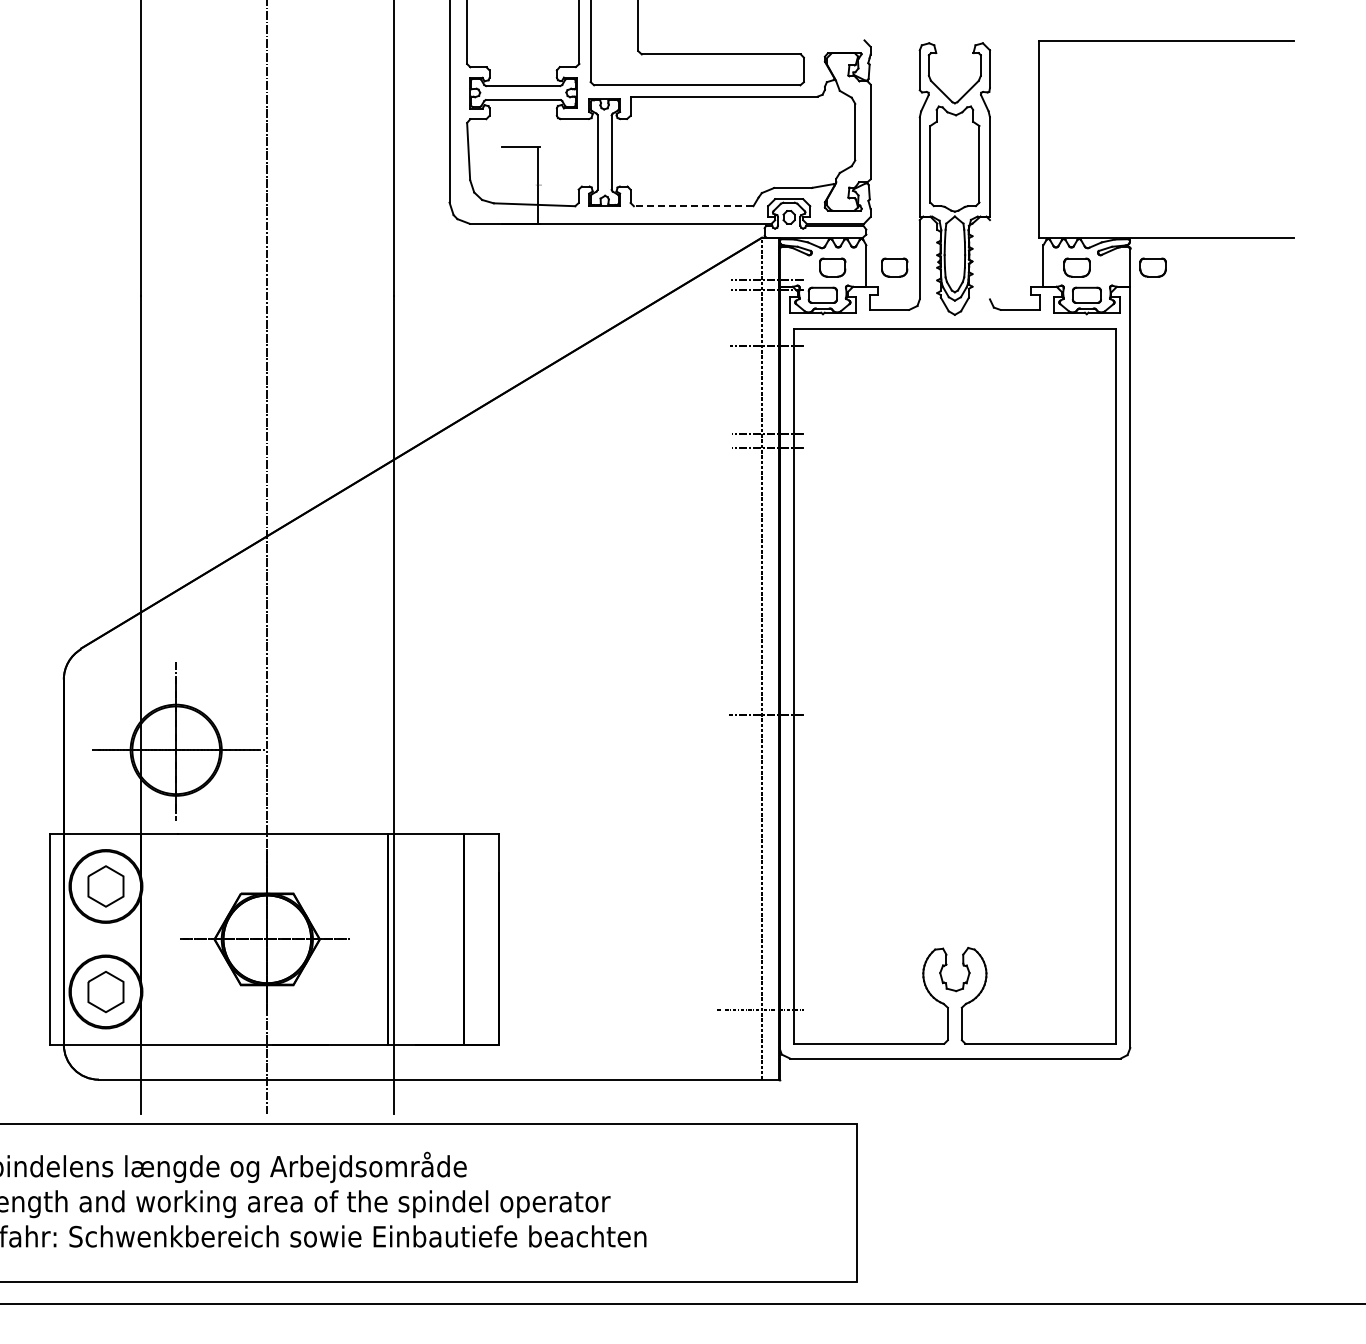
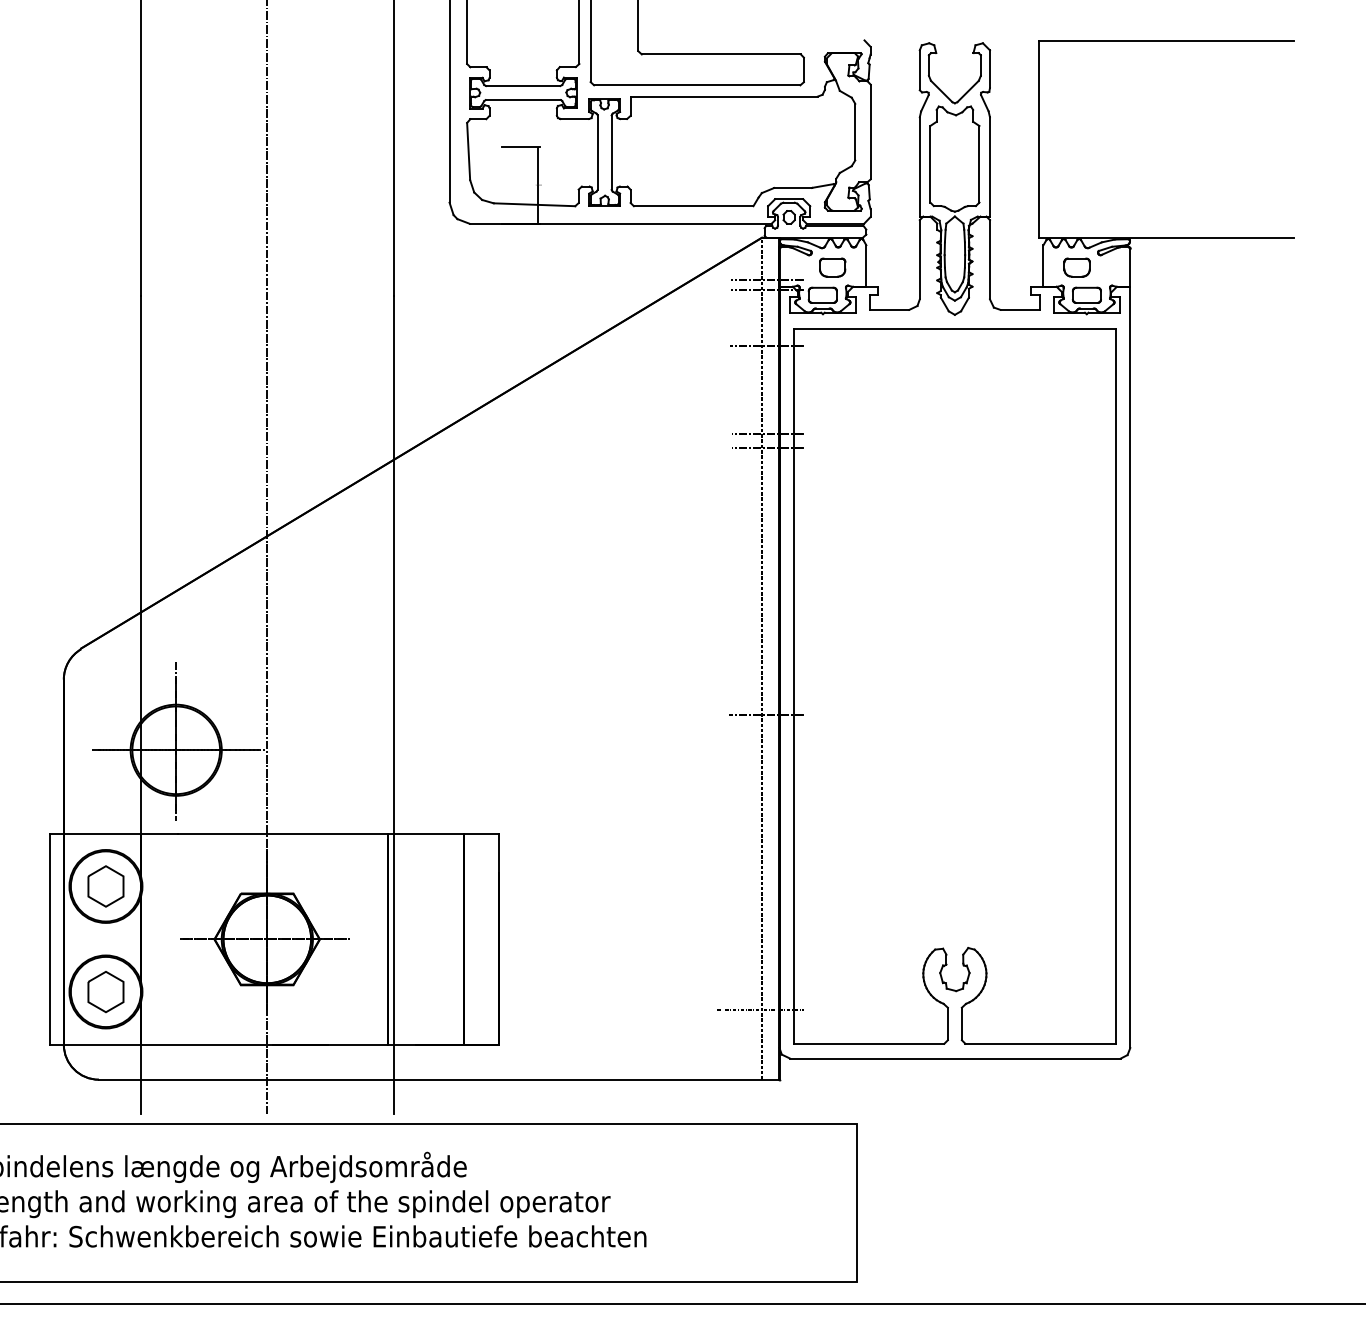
line: dashed -> solid (693, 206)
line: none -> present (989, 259)
part: present -> none (894, 267)
part: present -> none (1152, 267)
